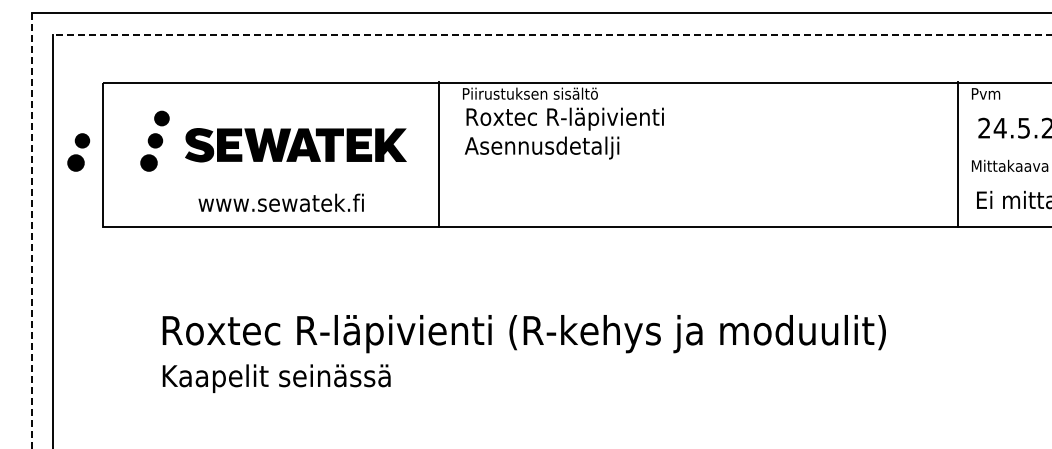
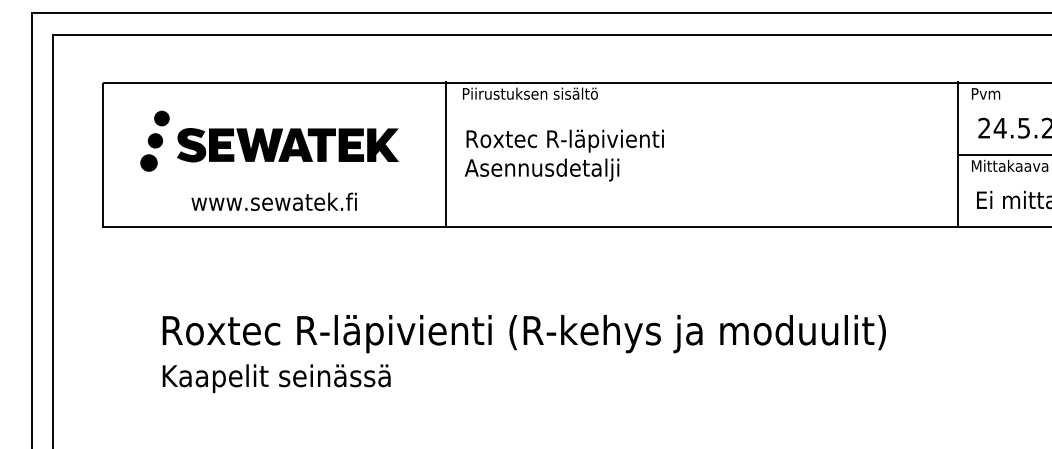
line: dashed -> solid (552, 34)
text position: (563, 133) -> (563, 155) (563, 155)
part position: (295, 145) -> (287, 145) (287, 145)
part: present -> none (78, 152)
line position: (439, 154) -> (446, 154) (446, 154)
line: none -> present (1003, 154)
text position: (280, 202) -> (273, 201) (273, 201)
line: dashed -> solid (31, 231)
